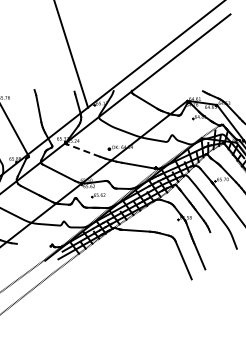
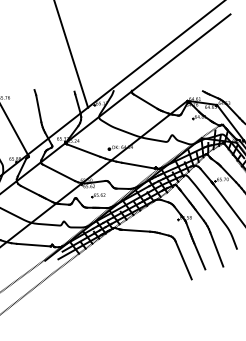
line: dashed -> solid (83, 150)
line: none -> present (33, 244)
line: none -> present (216, 249)
